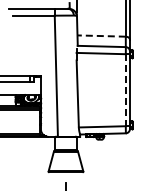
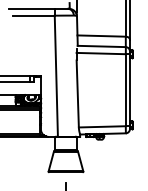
line: dashed -> solid (101, 36)
line: dashed -> solid (125, 90)
